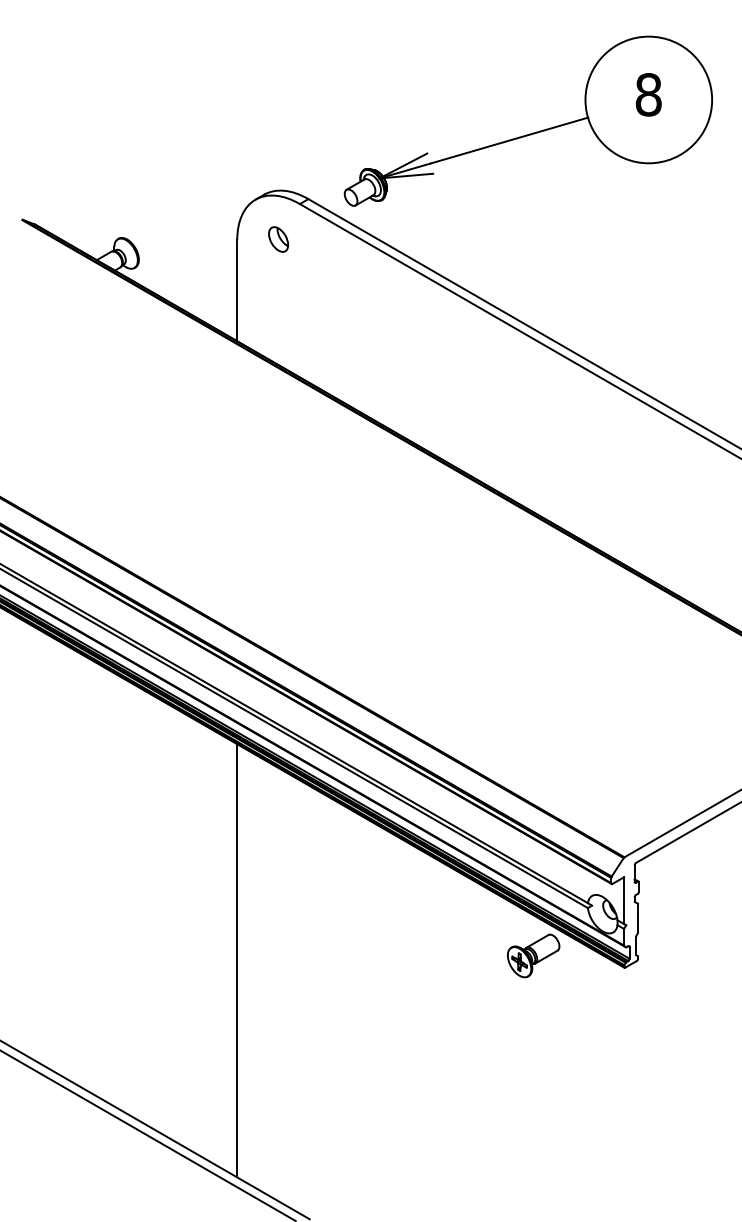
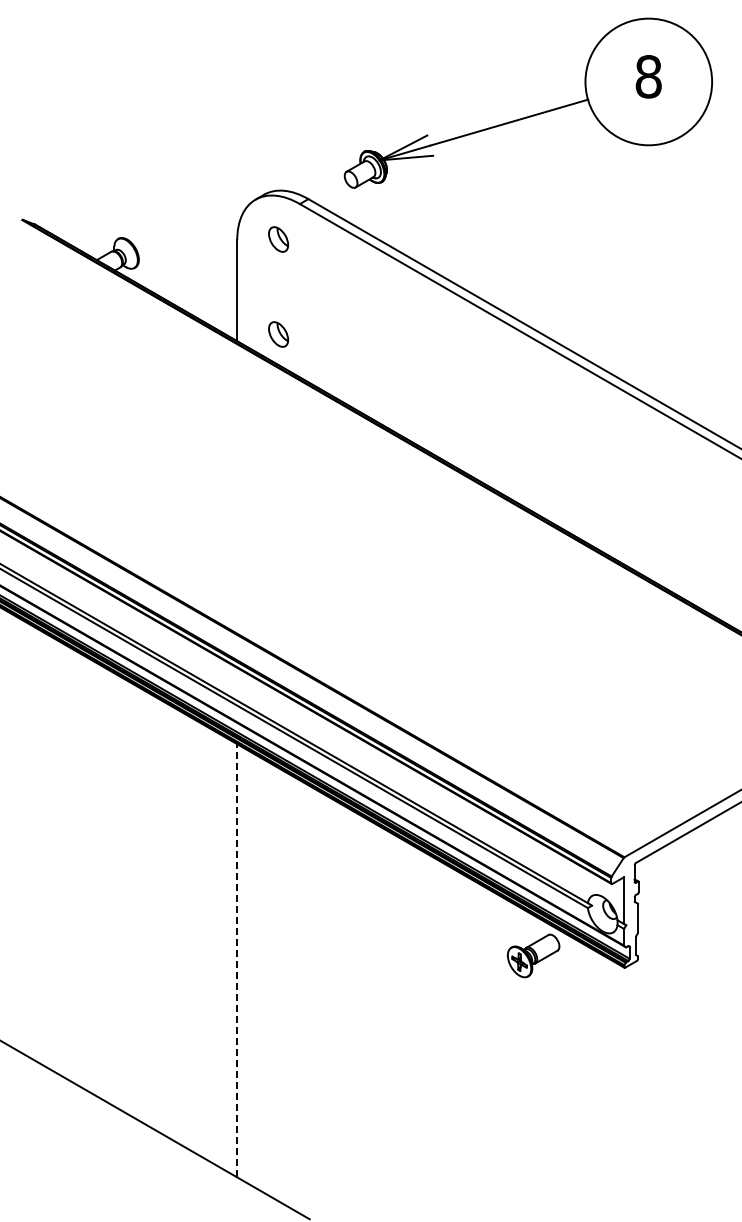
part position: (532, 132) -> (532, 114) (532, 114)
part: none -> present (278, 334)
line: solid -> dashed (237, 960)
line: present -> none (146, 1134)
